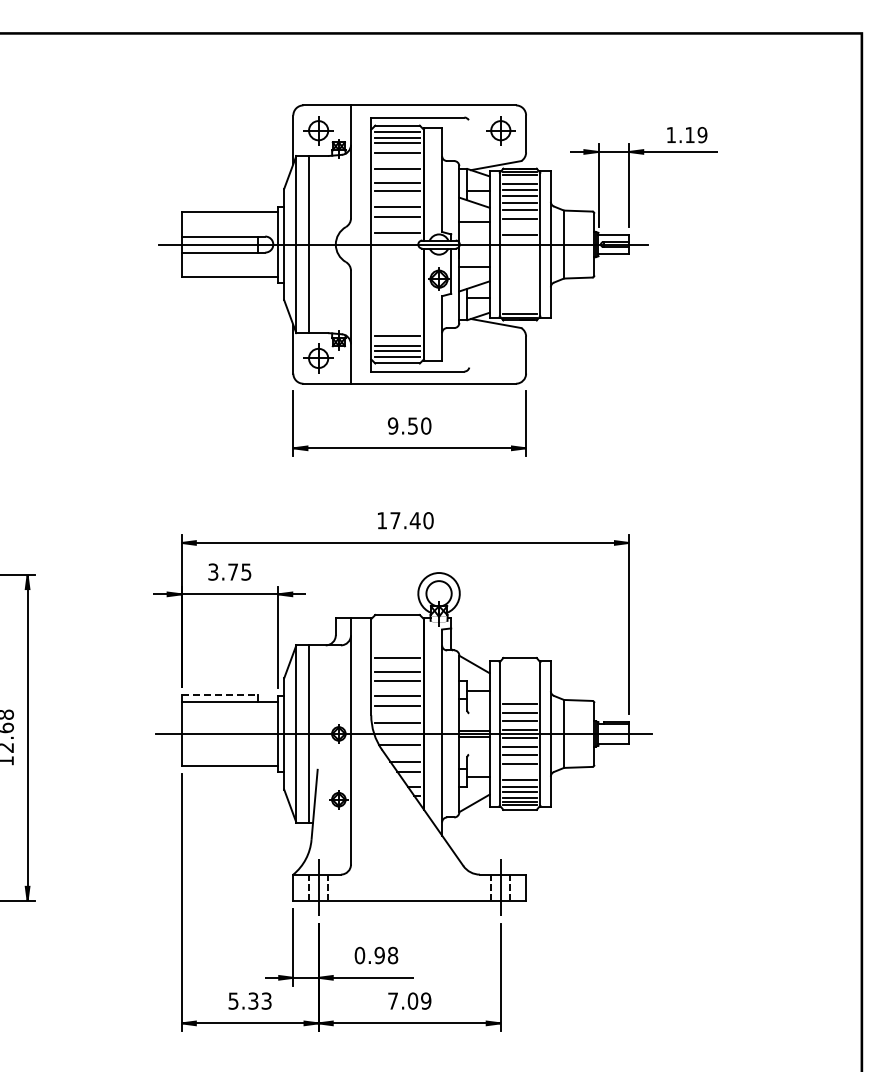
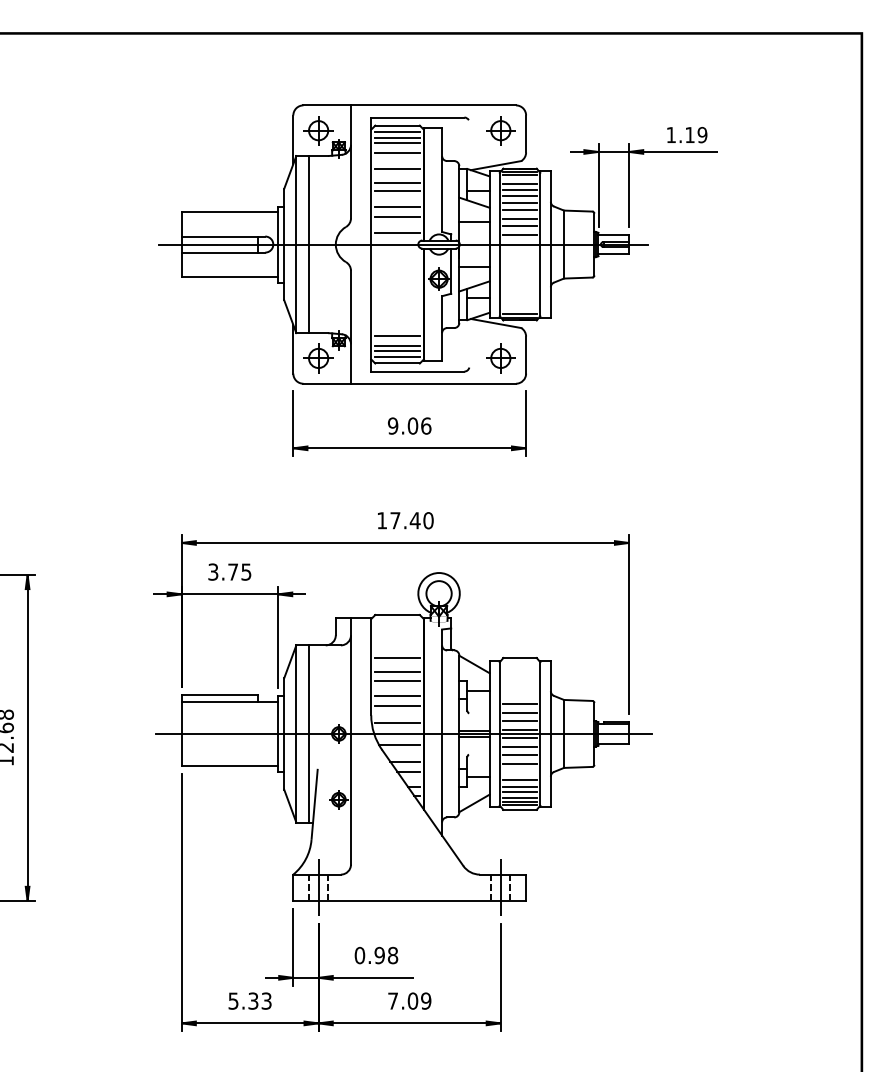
line: none -> present (519, 226)
part: none -> present (500, 358)
text: 9.50 -> 9.06 (419, 425)
line: dashed -> solid (219, 694)
